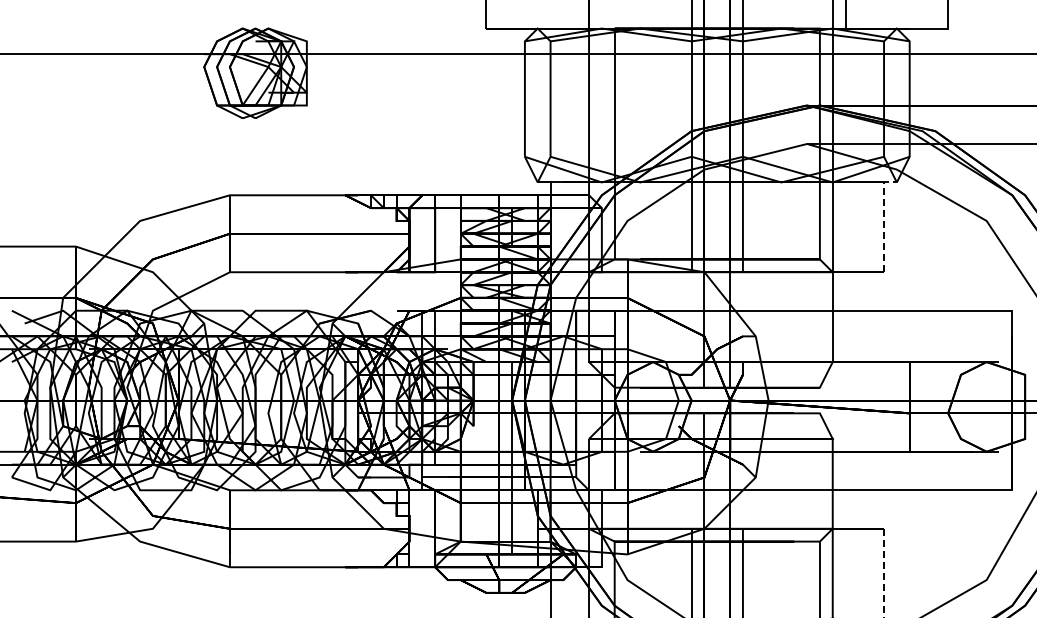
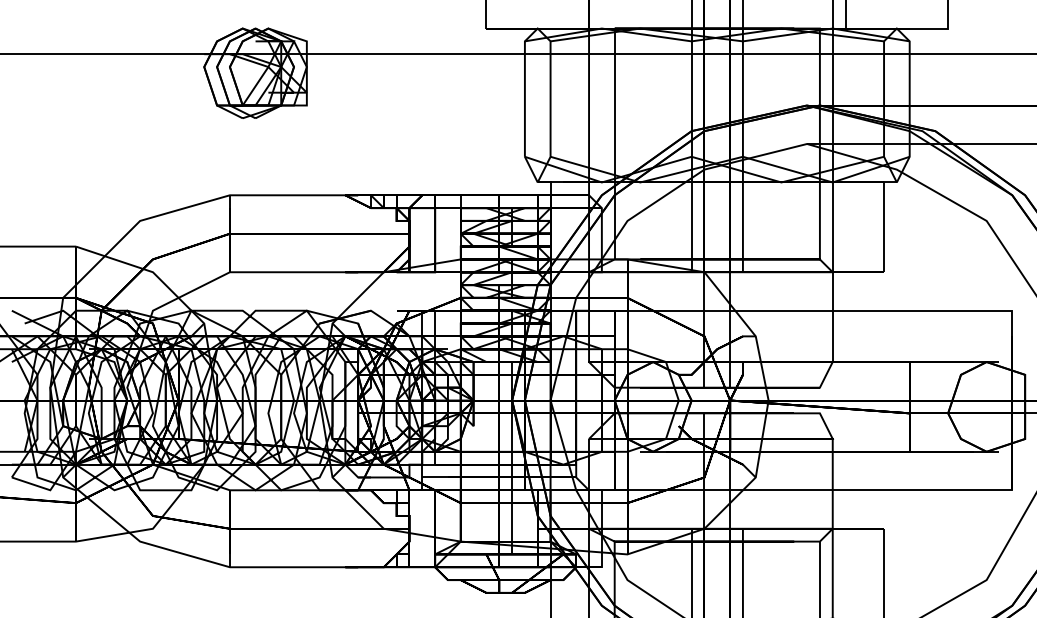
line: dashed -> solid (884, 220)
line: dashed -> solid (884, 573)
